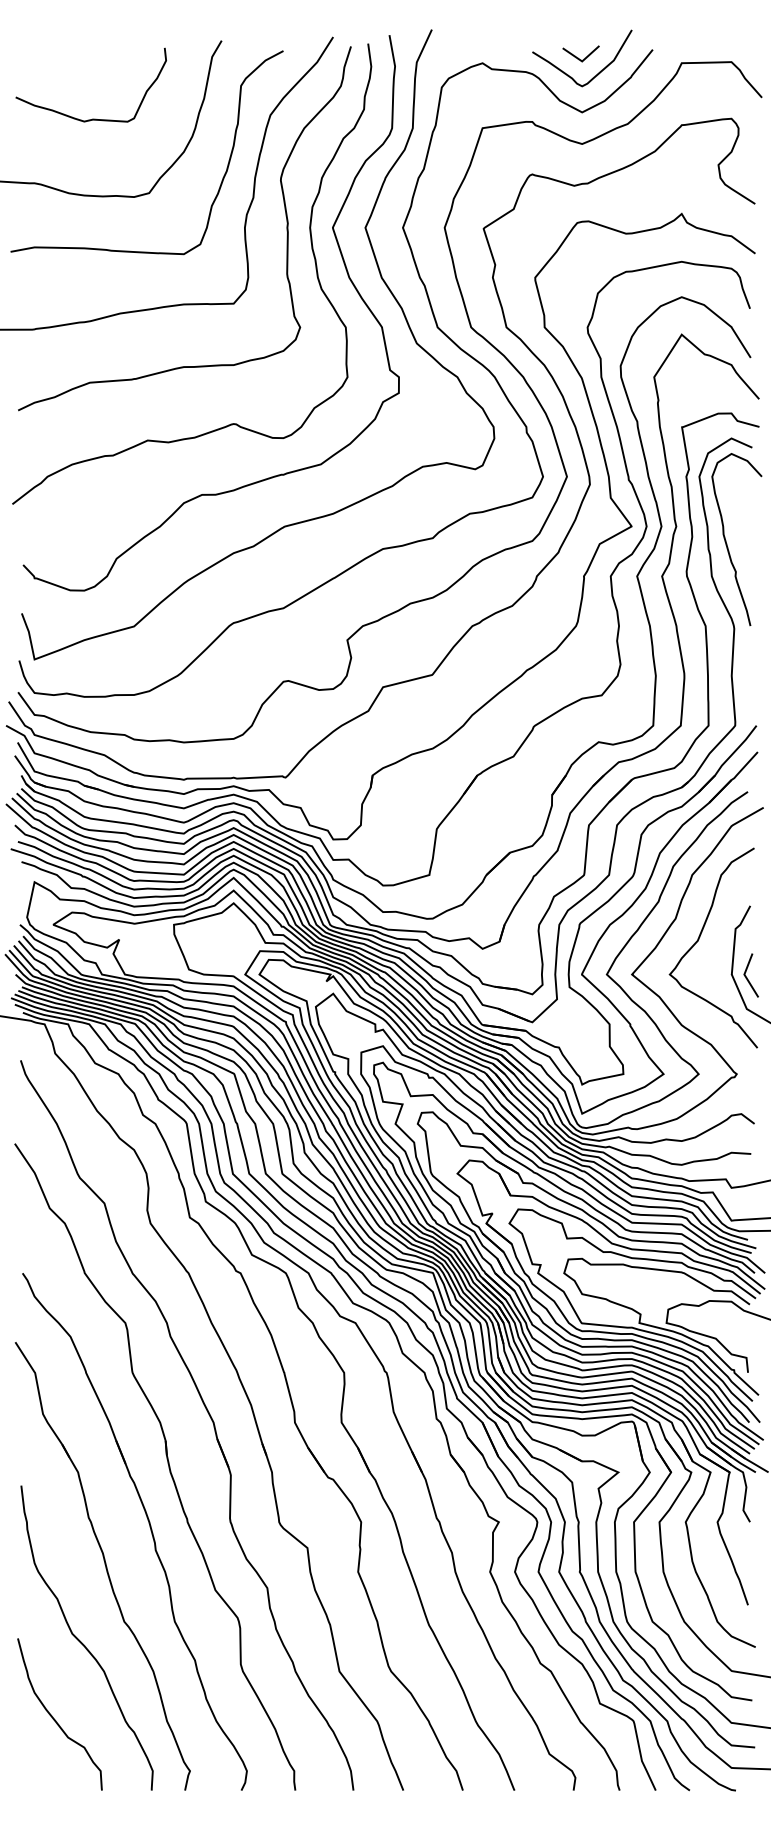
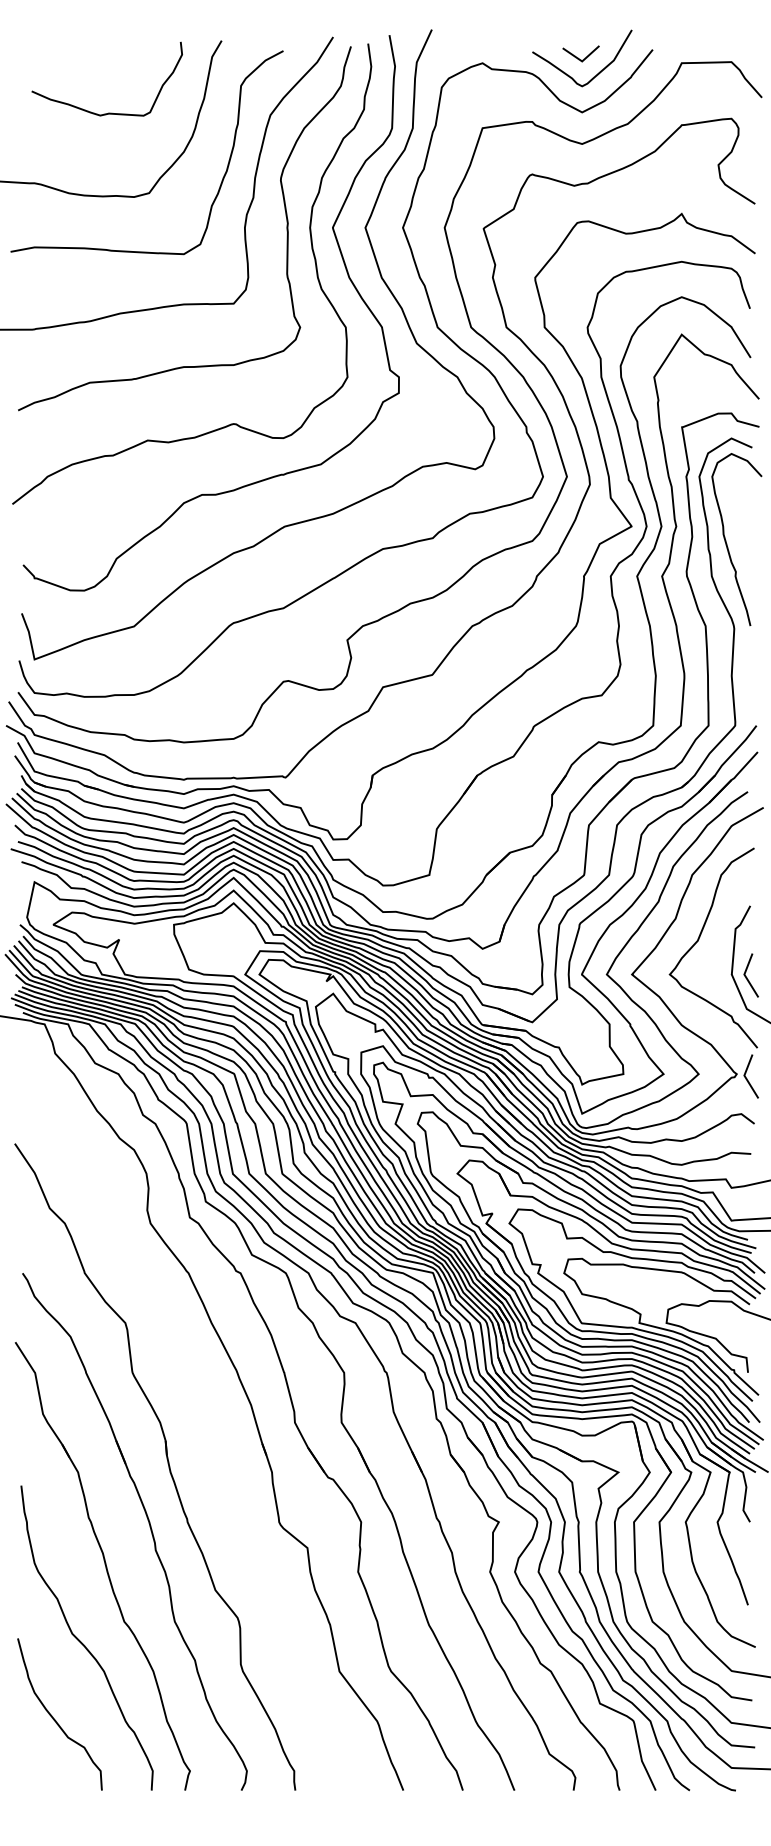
curve position: (92, 118) -> (108, 112) (108, 112)
line: none -> present (747, 1078)
part: present -> none (208, 1414)
